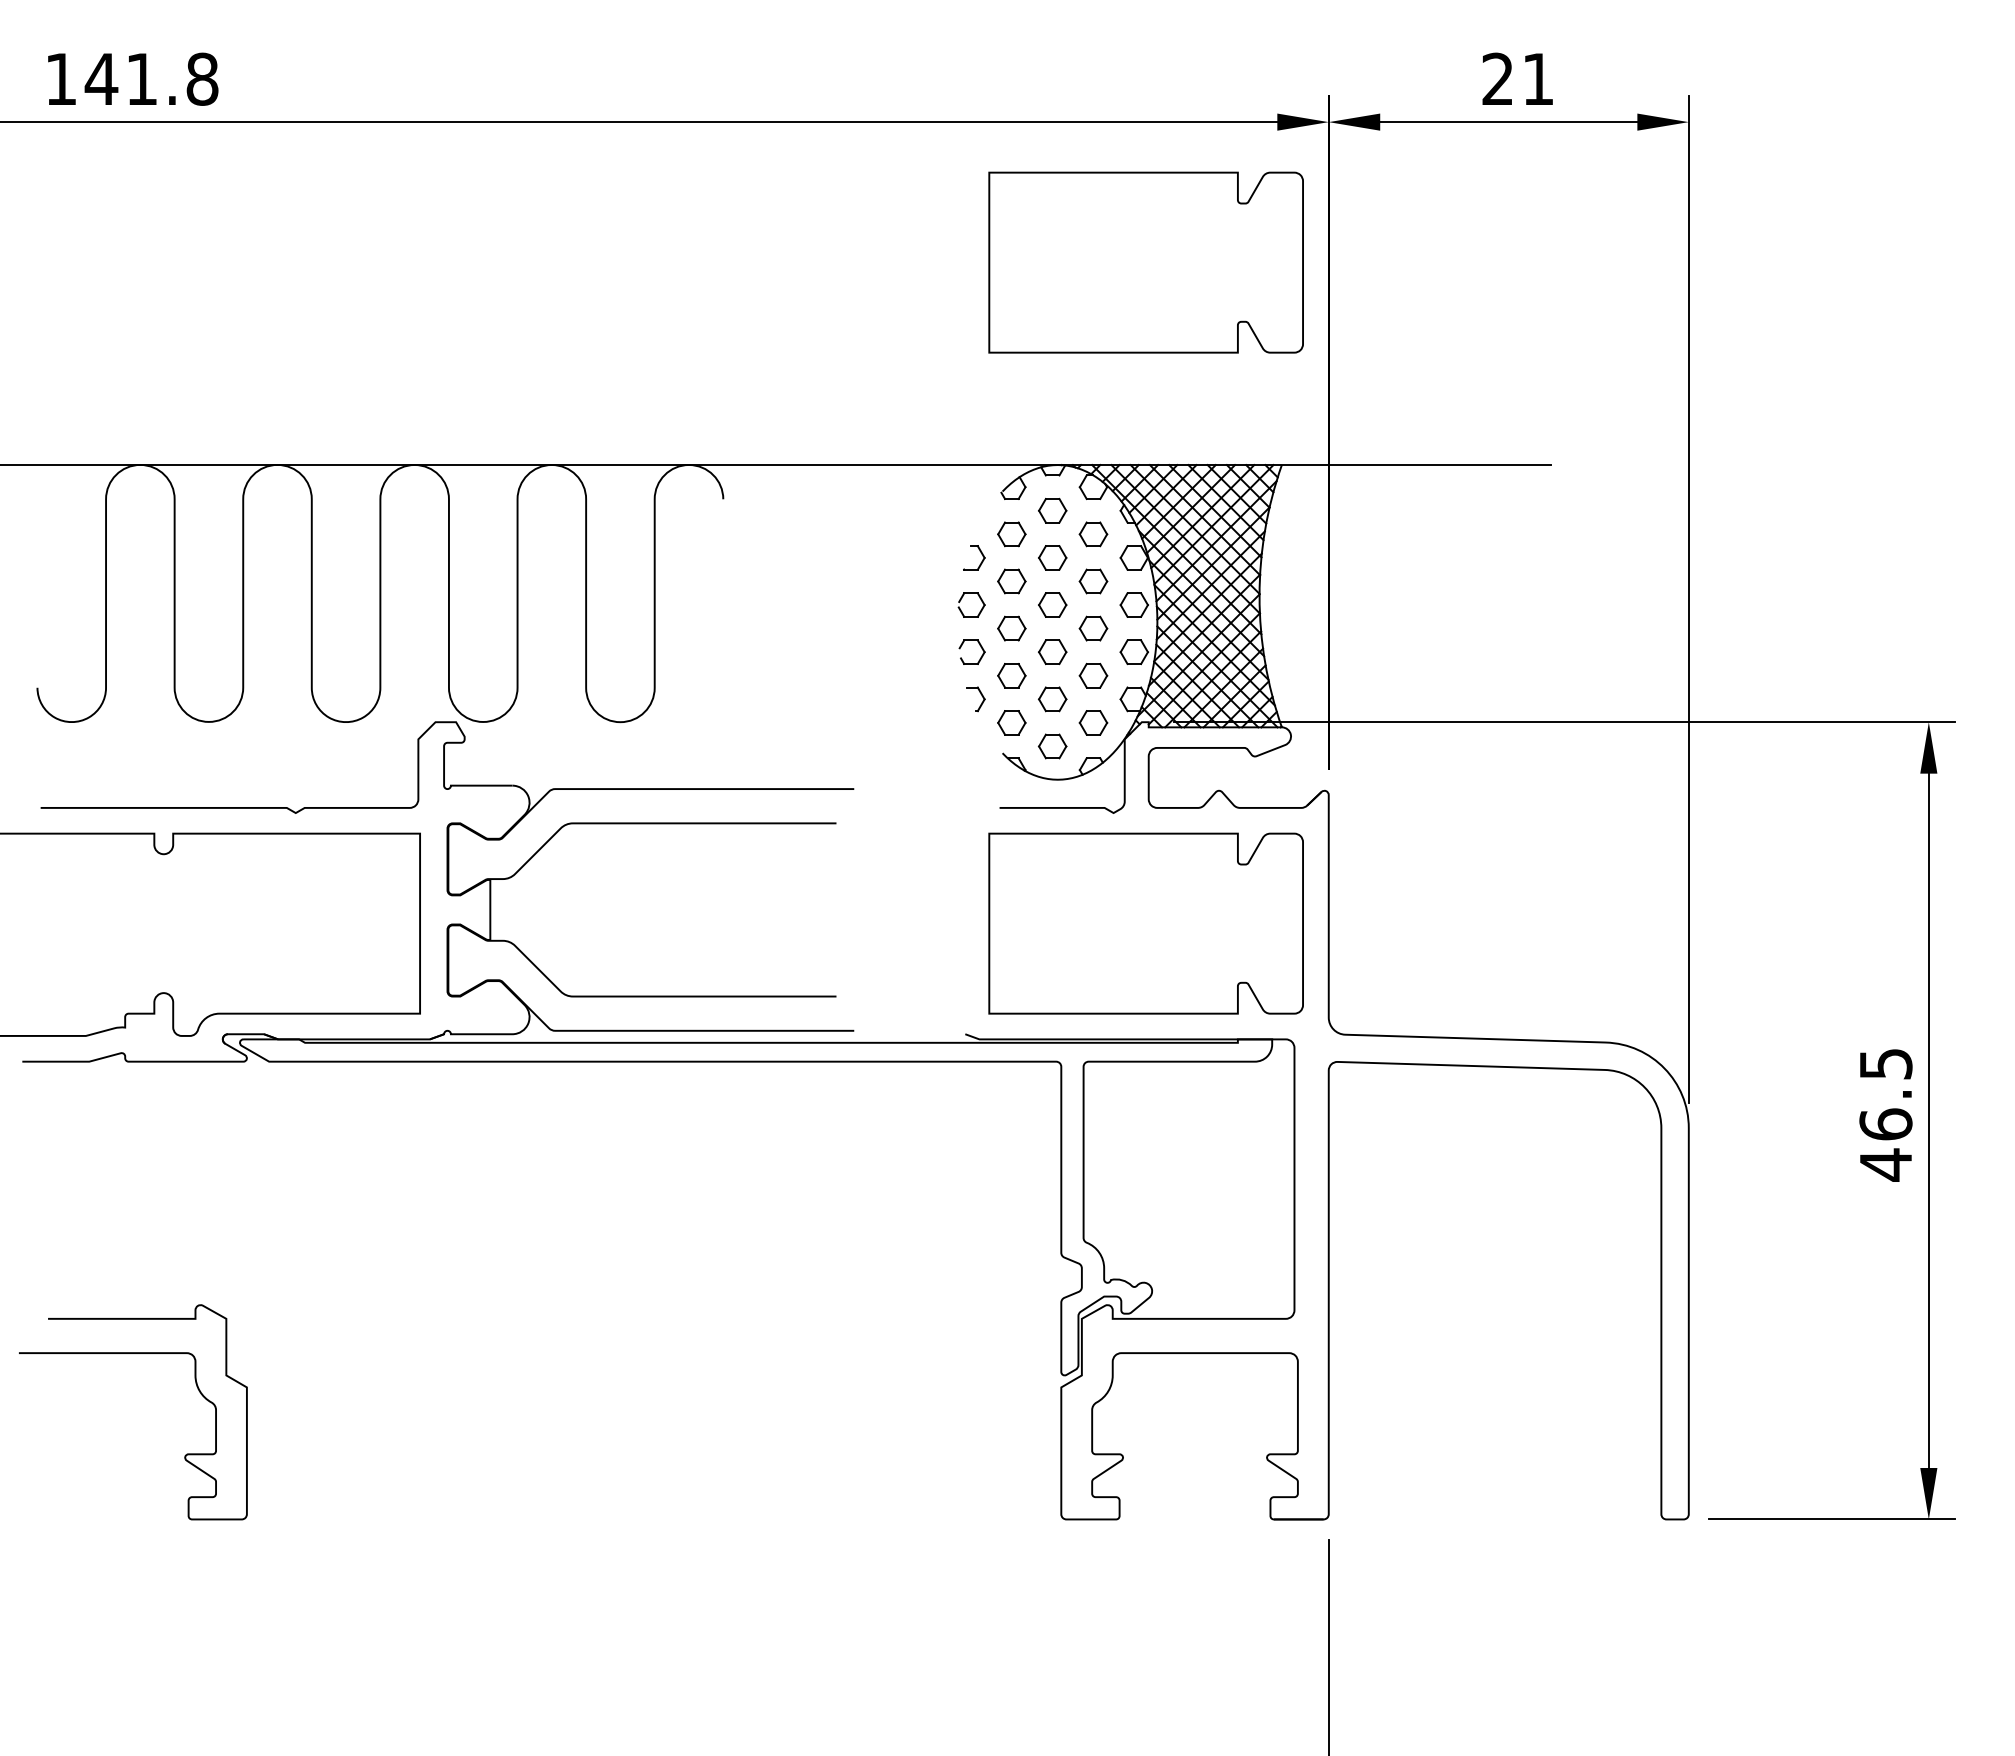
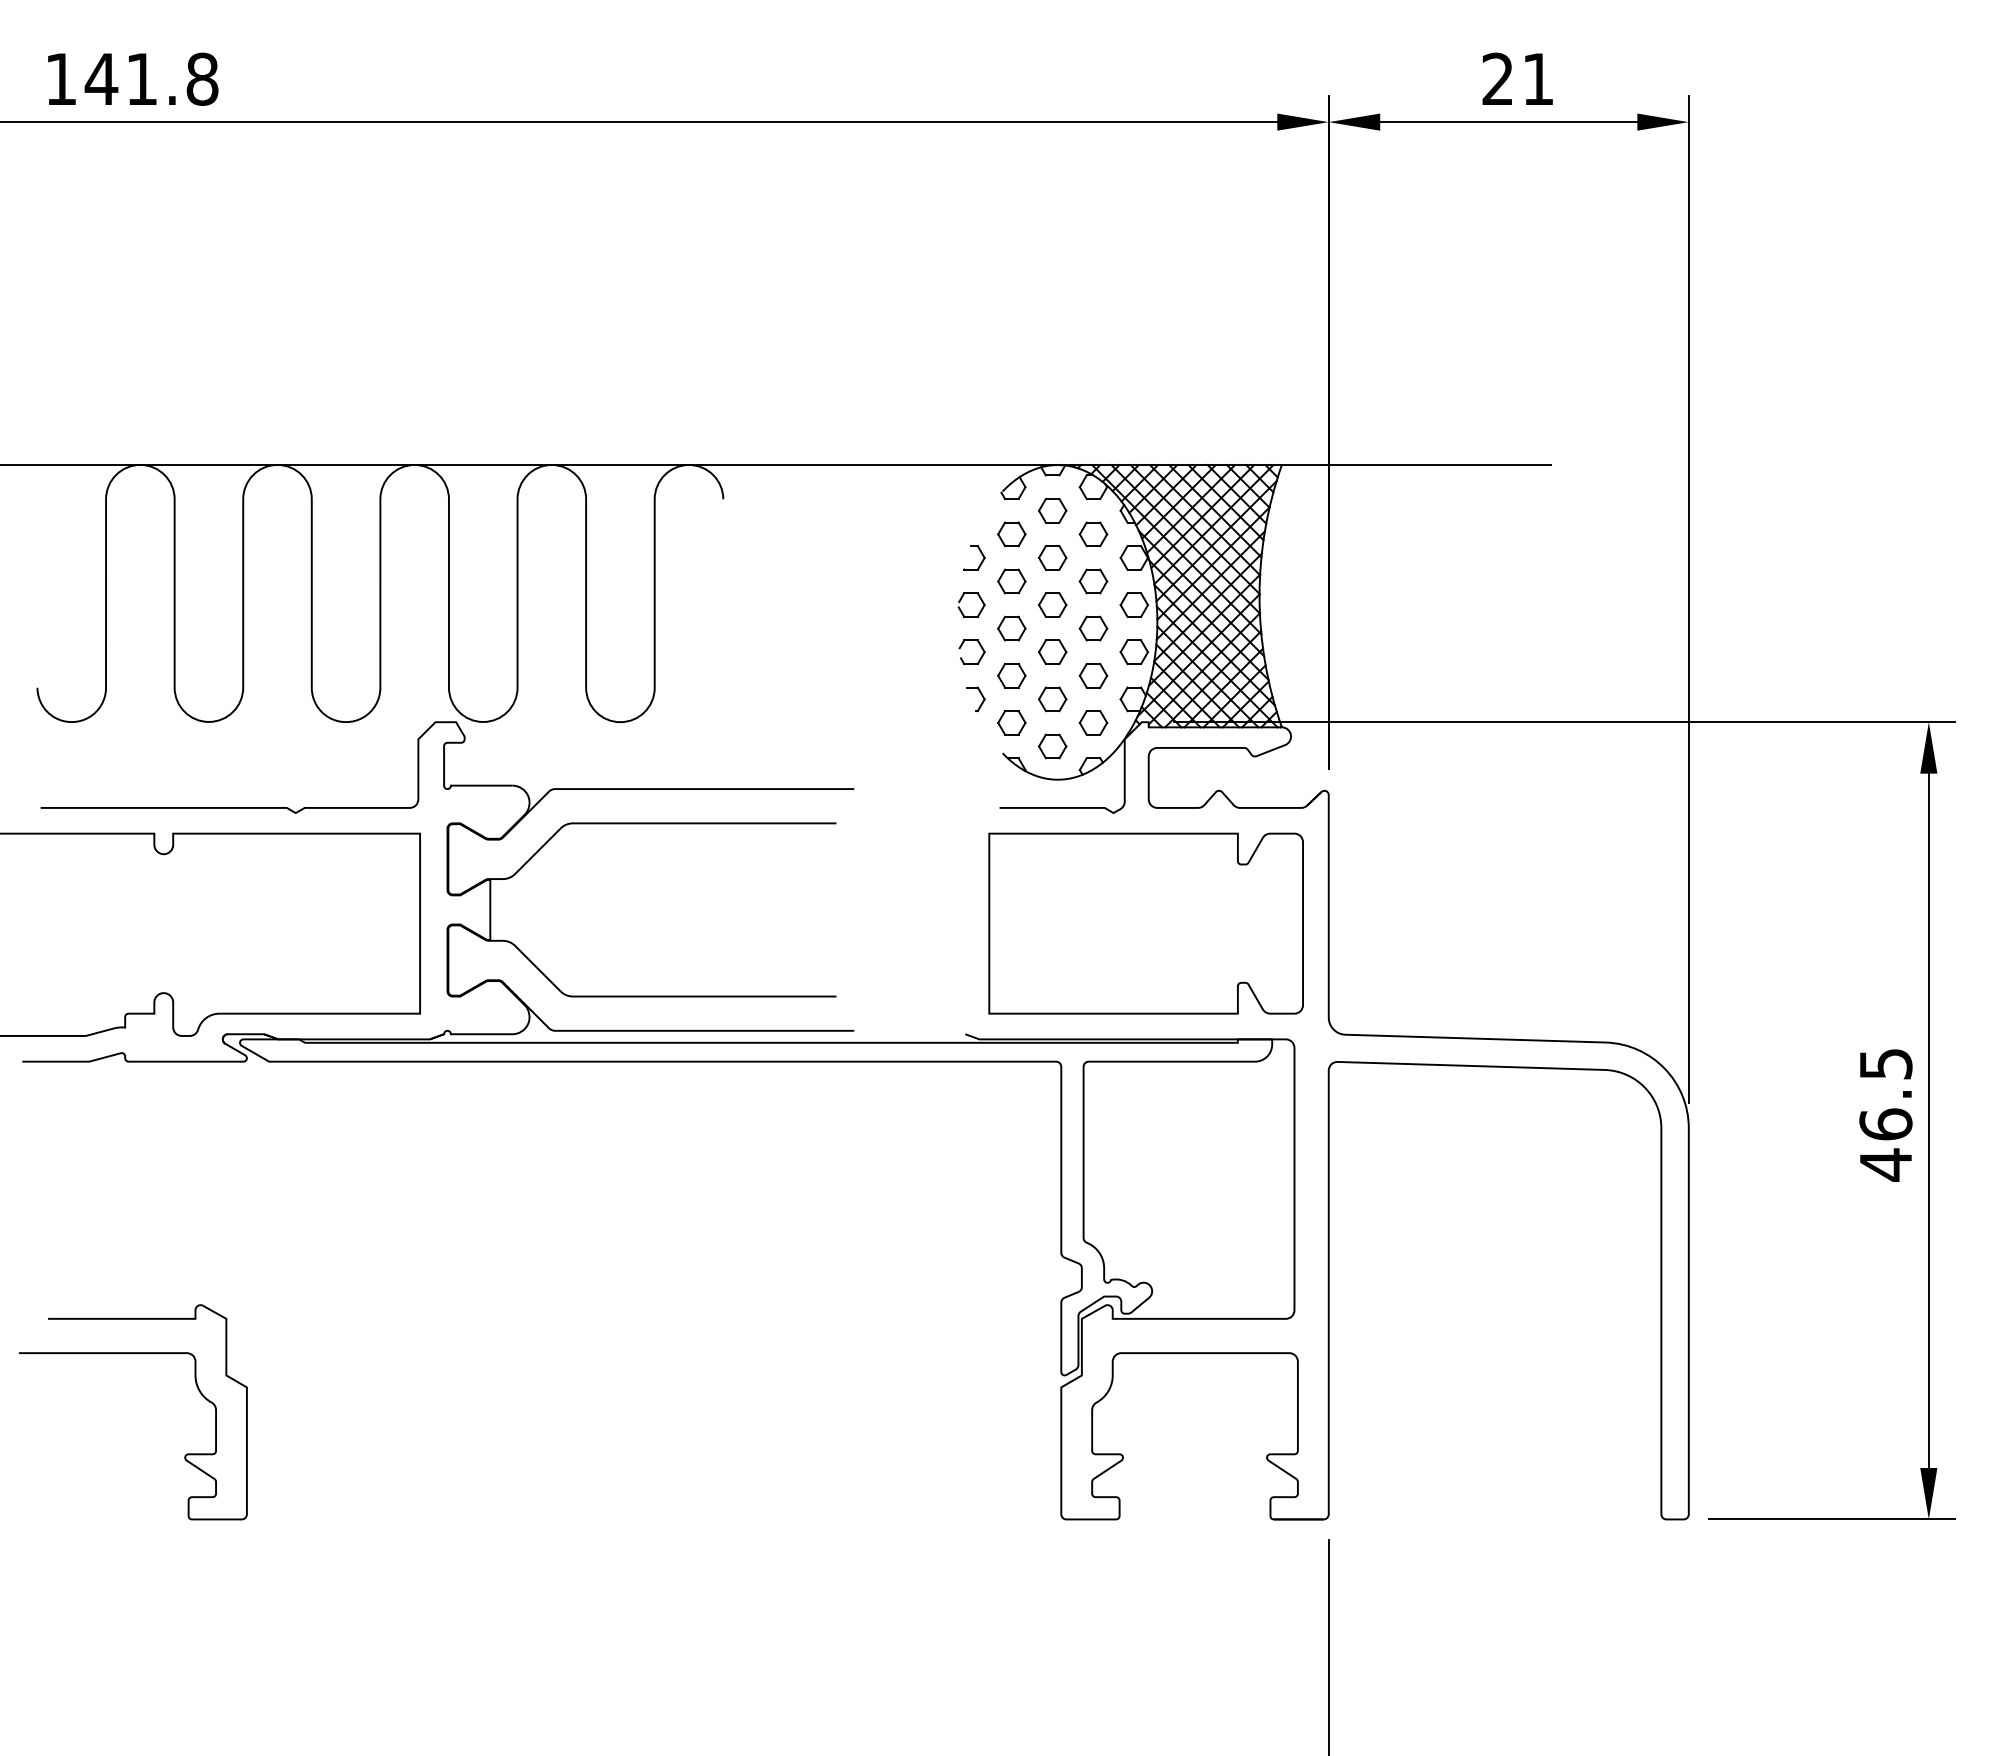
part: present -> none (1145, 262)
